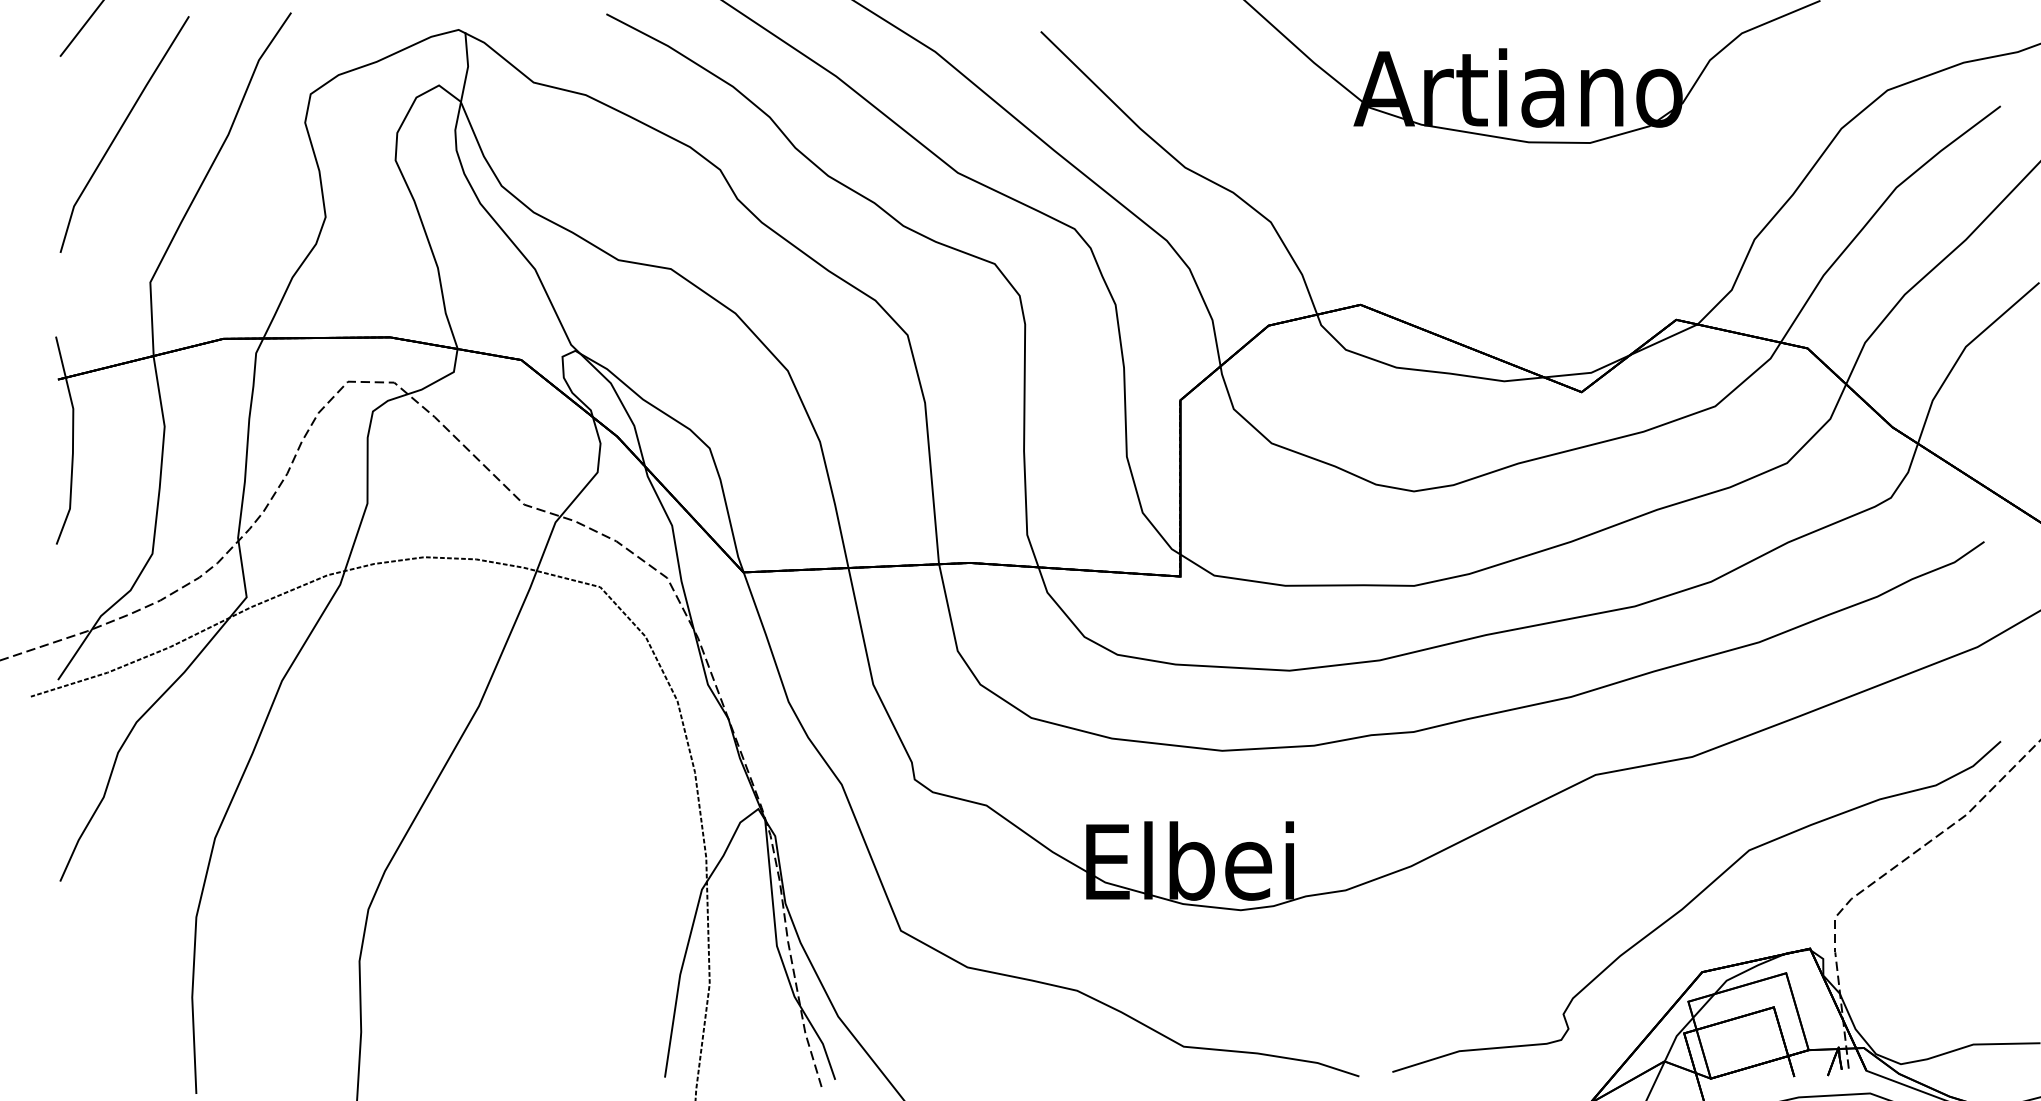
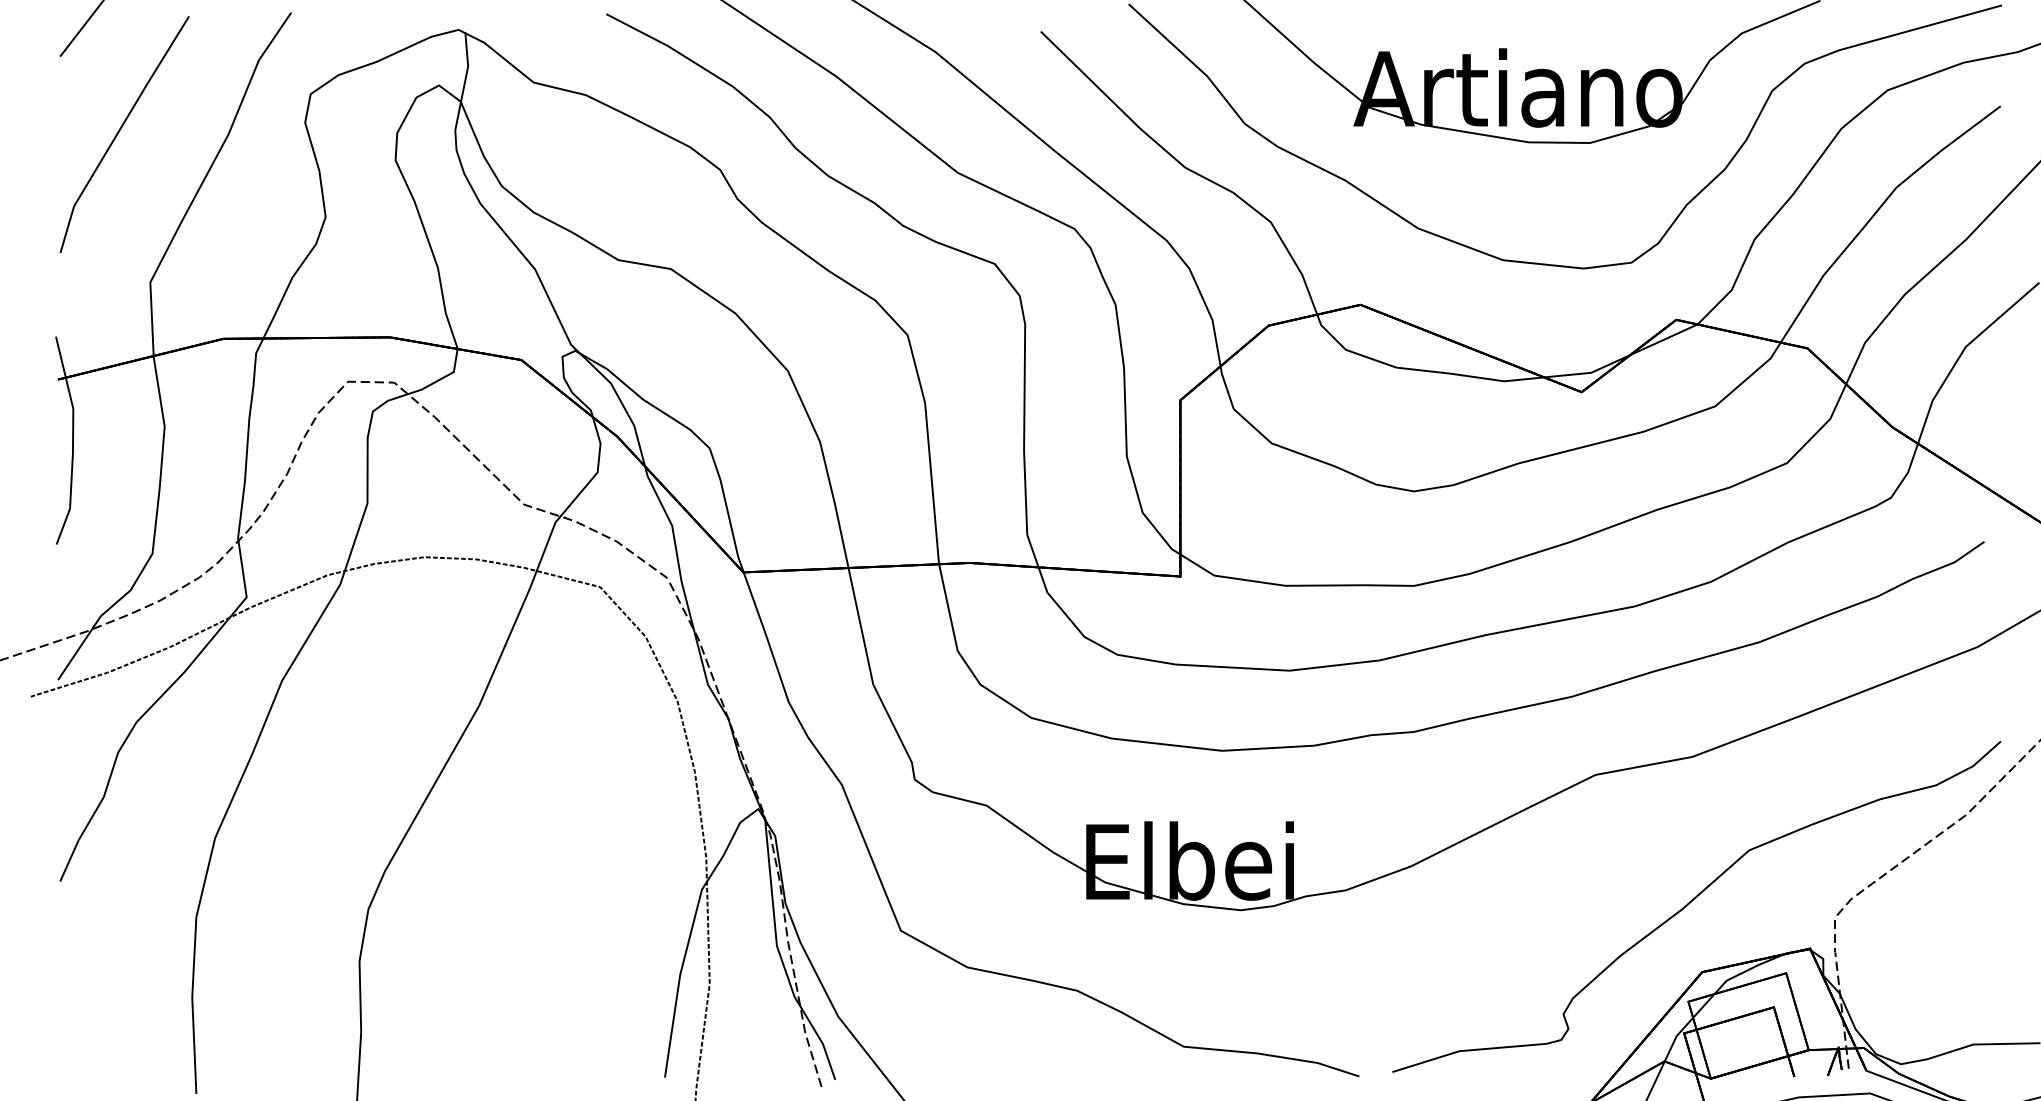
curve: none -> present (1547, 263)
